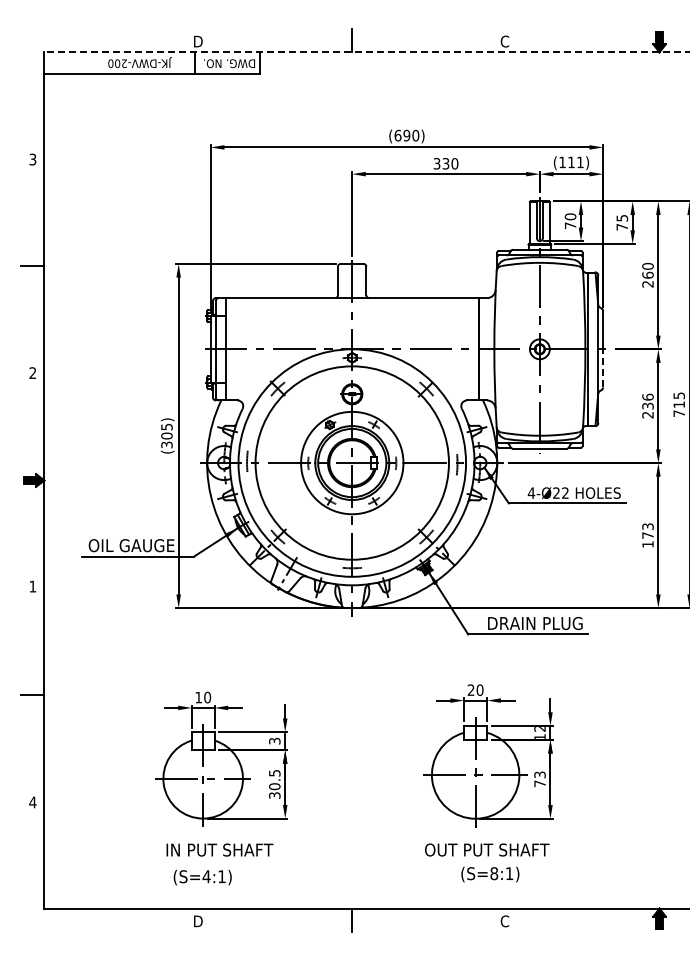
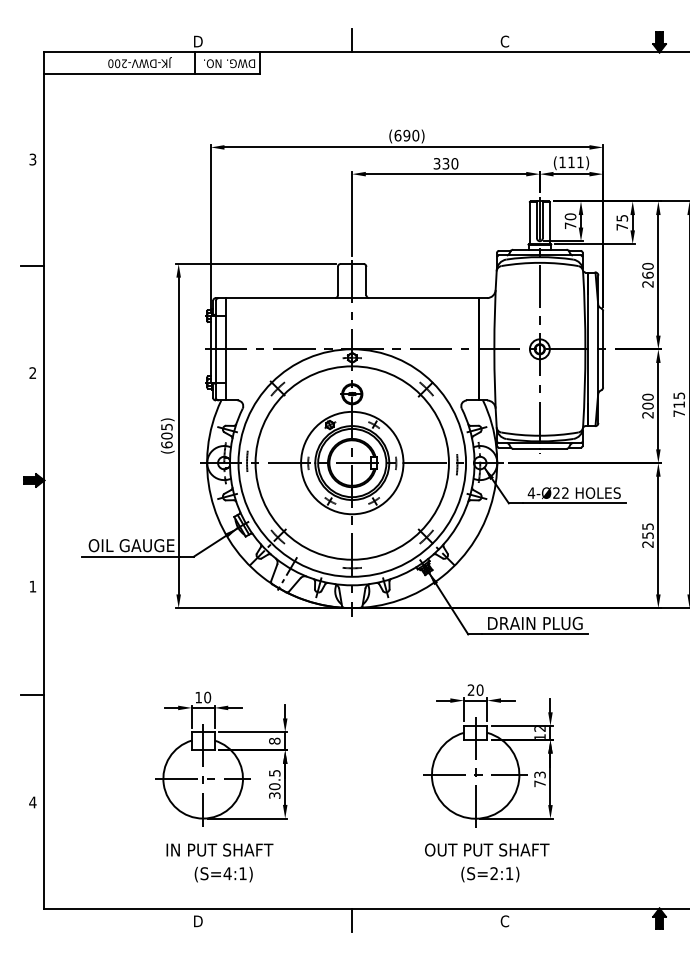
line: dashed -> solid (366, 52)
line: dashed -> solid (603, 367)
text: 236 -> 200 (647, 401)
text: (305) -> (605) (166, 444)
text: 173 -> 255 (647, 535)
text: 3 -> 8 (274, 740)
text: (S=8:1) -> (S=2:1) (494, 873)
text position: (202, 877) -> (223, 874) (223, 874)
